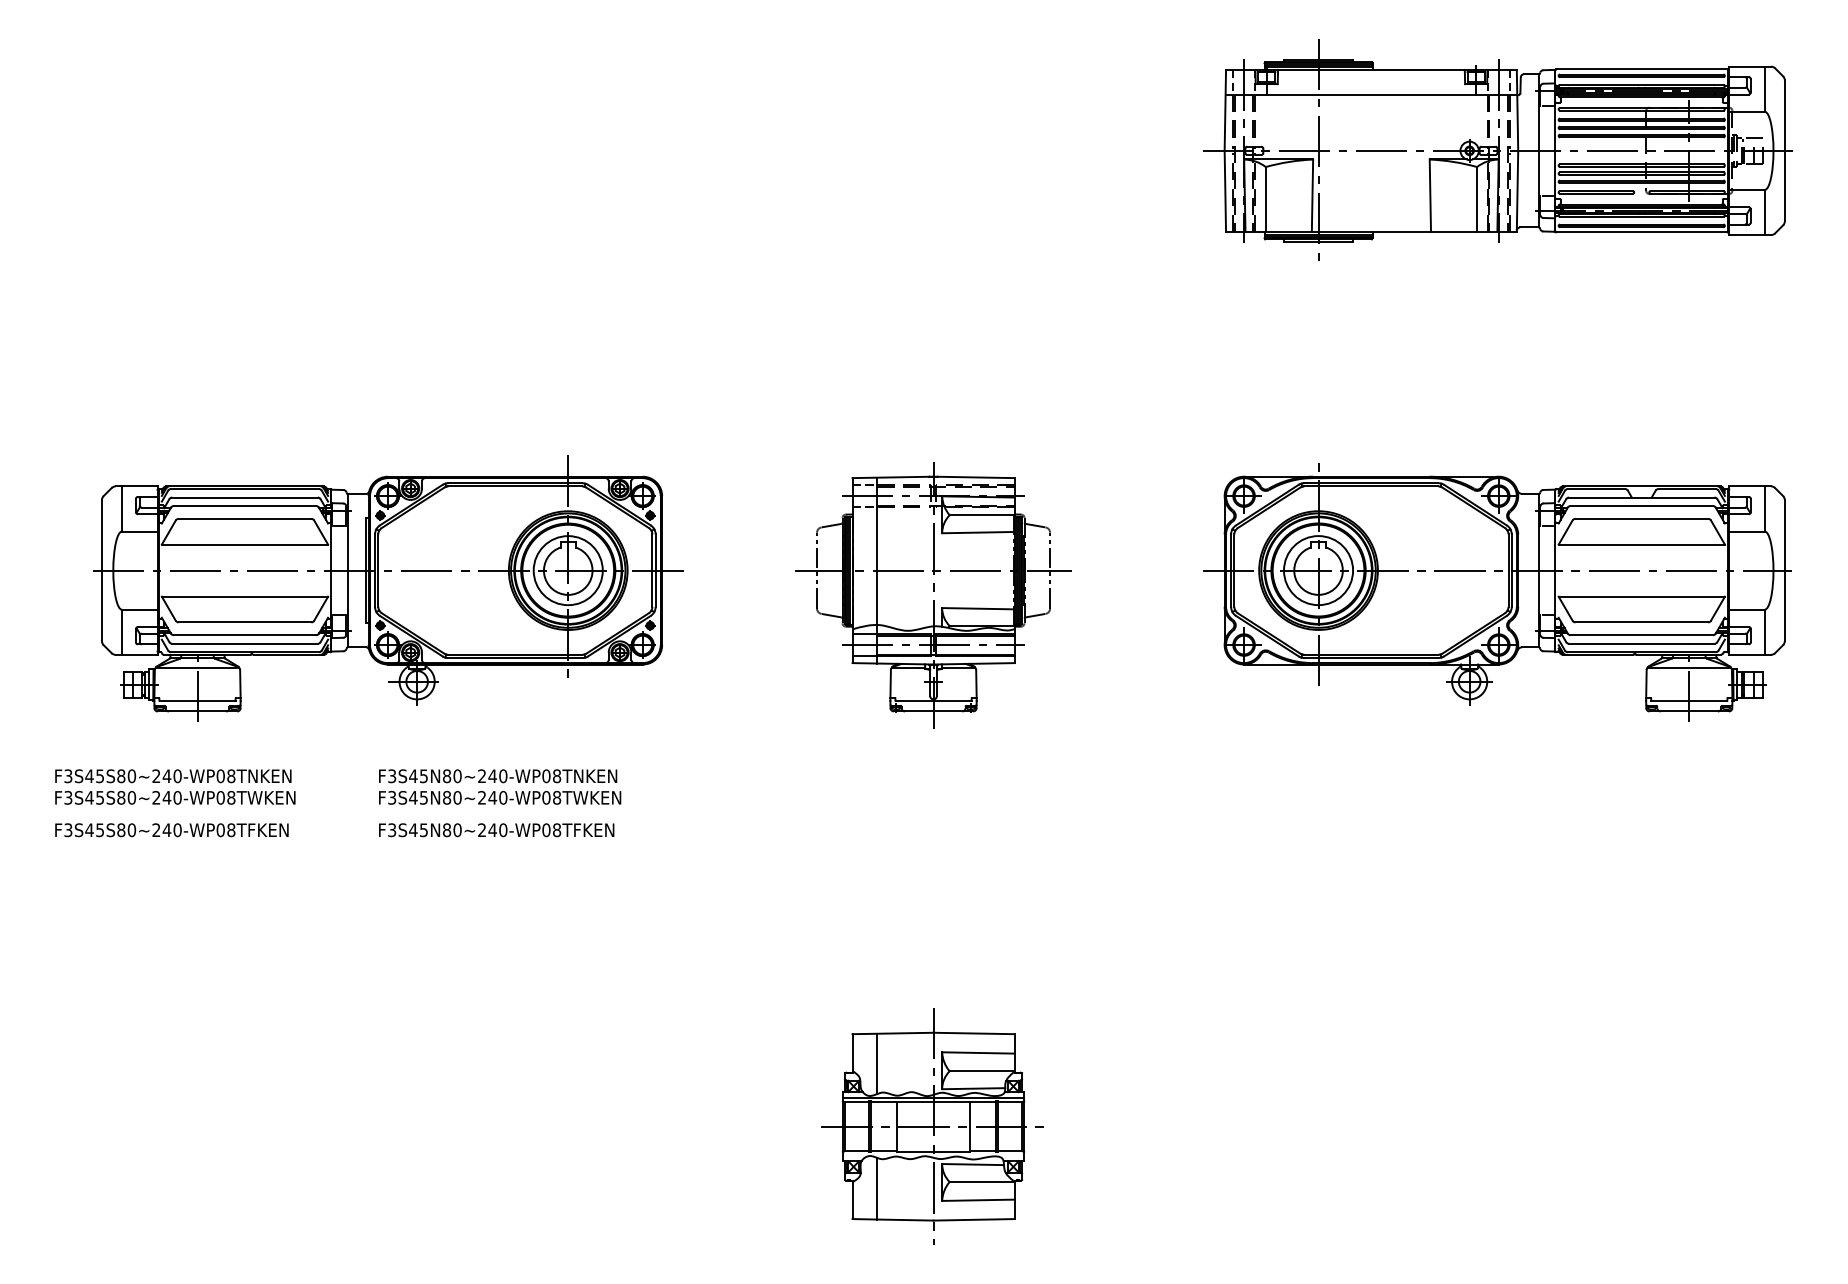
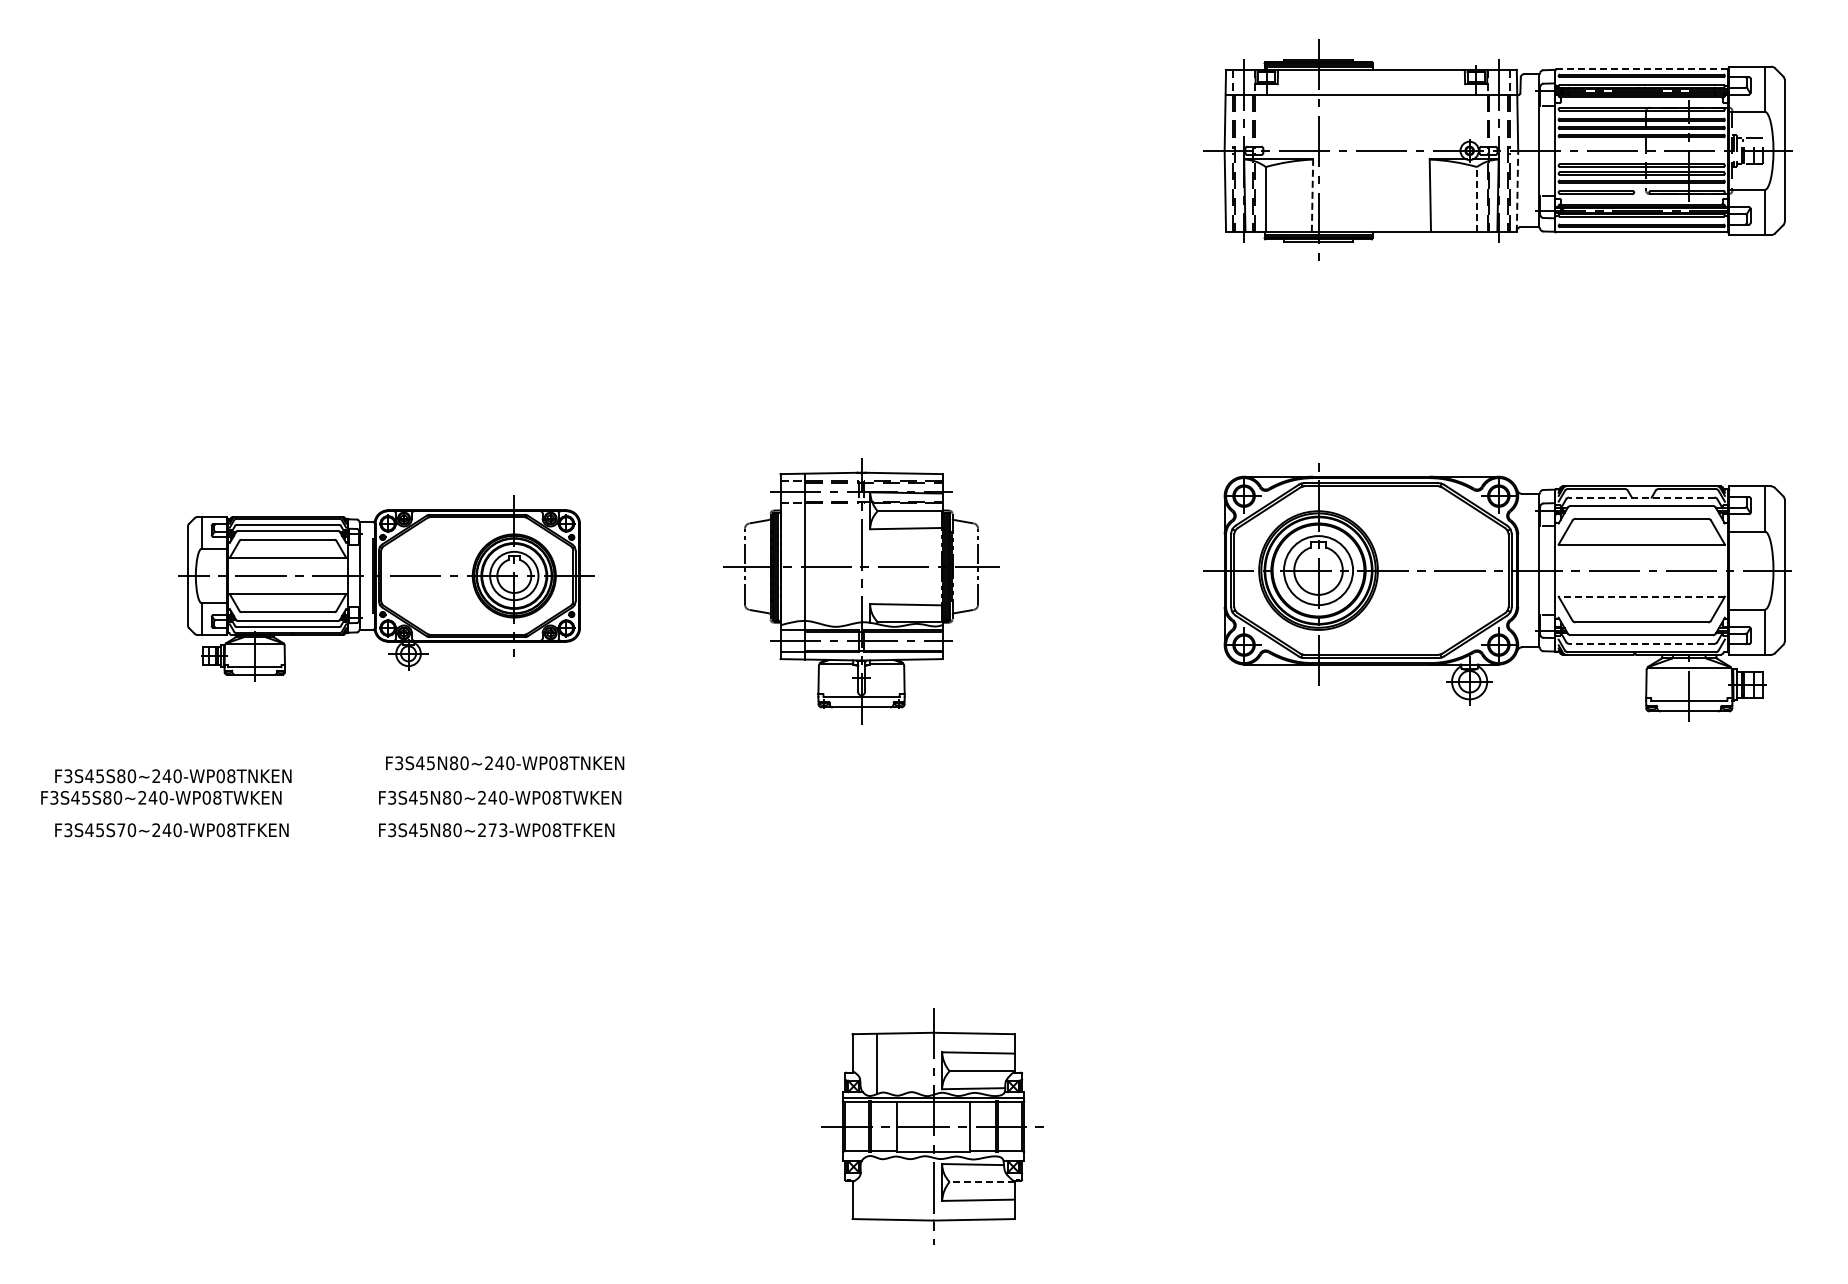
line: solid -> dashed (1641, 69)
line: solid -> dashed (1517, 190)
line: solid -> dashed (1312, 195)
line: solid -> dashed (1477, 198)
line: solid -> dashed (1641, 497)
part size: 591x267 px -> 417x187 px (386, 588)
part position: (933, 595) -> (861, 591) (861, 591)
line: solid -> dashed (1641, 596)
line: solid -> dashed (1641, 643)
text position: (498, 776) -> (505, 763) (505, 763)
text position: (175, 797) -> (161, 797) (161, 797)
text: F3S45S80~240-WP08TFKEN -> F3S45S70~240-WP08TFKEN (121, 830)
text: F3S45N80~240-WP08TFKEN -> F3S45N80~273-WP08TFKEN (497, 830)
line: solid -> dashed (981, 1181)
line: present -> none (877, 1188)
